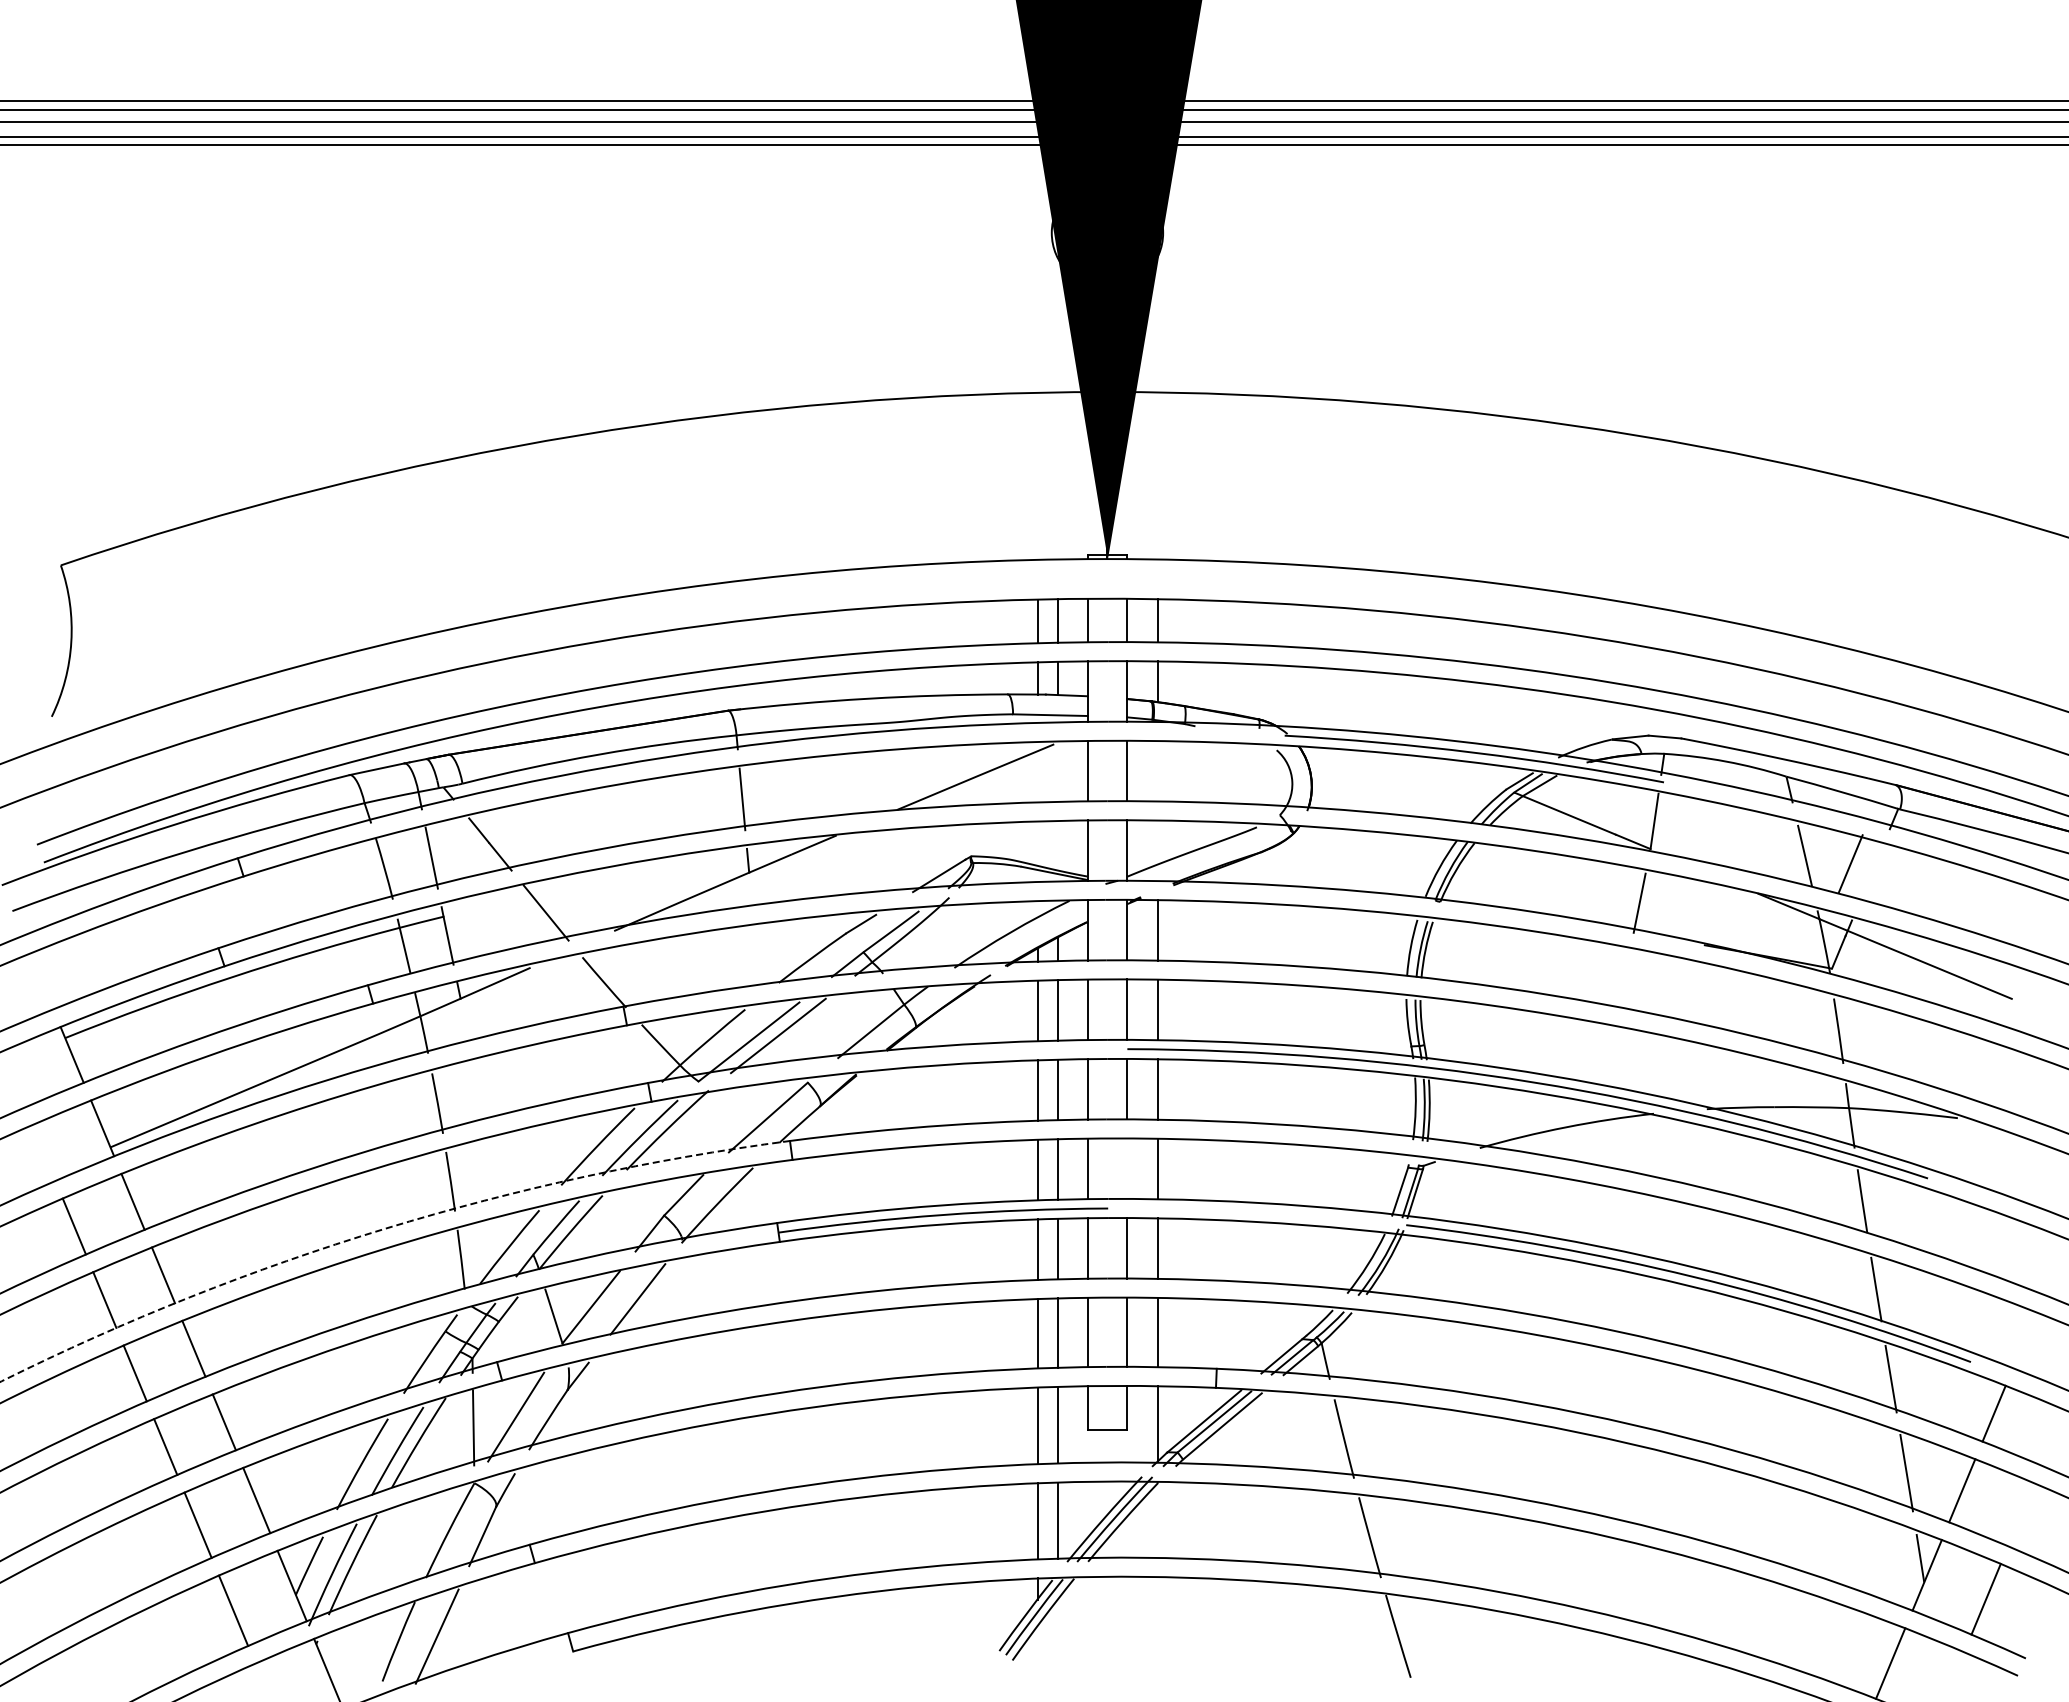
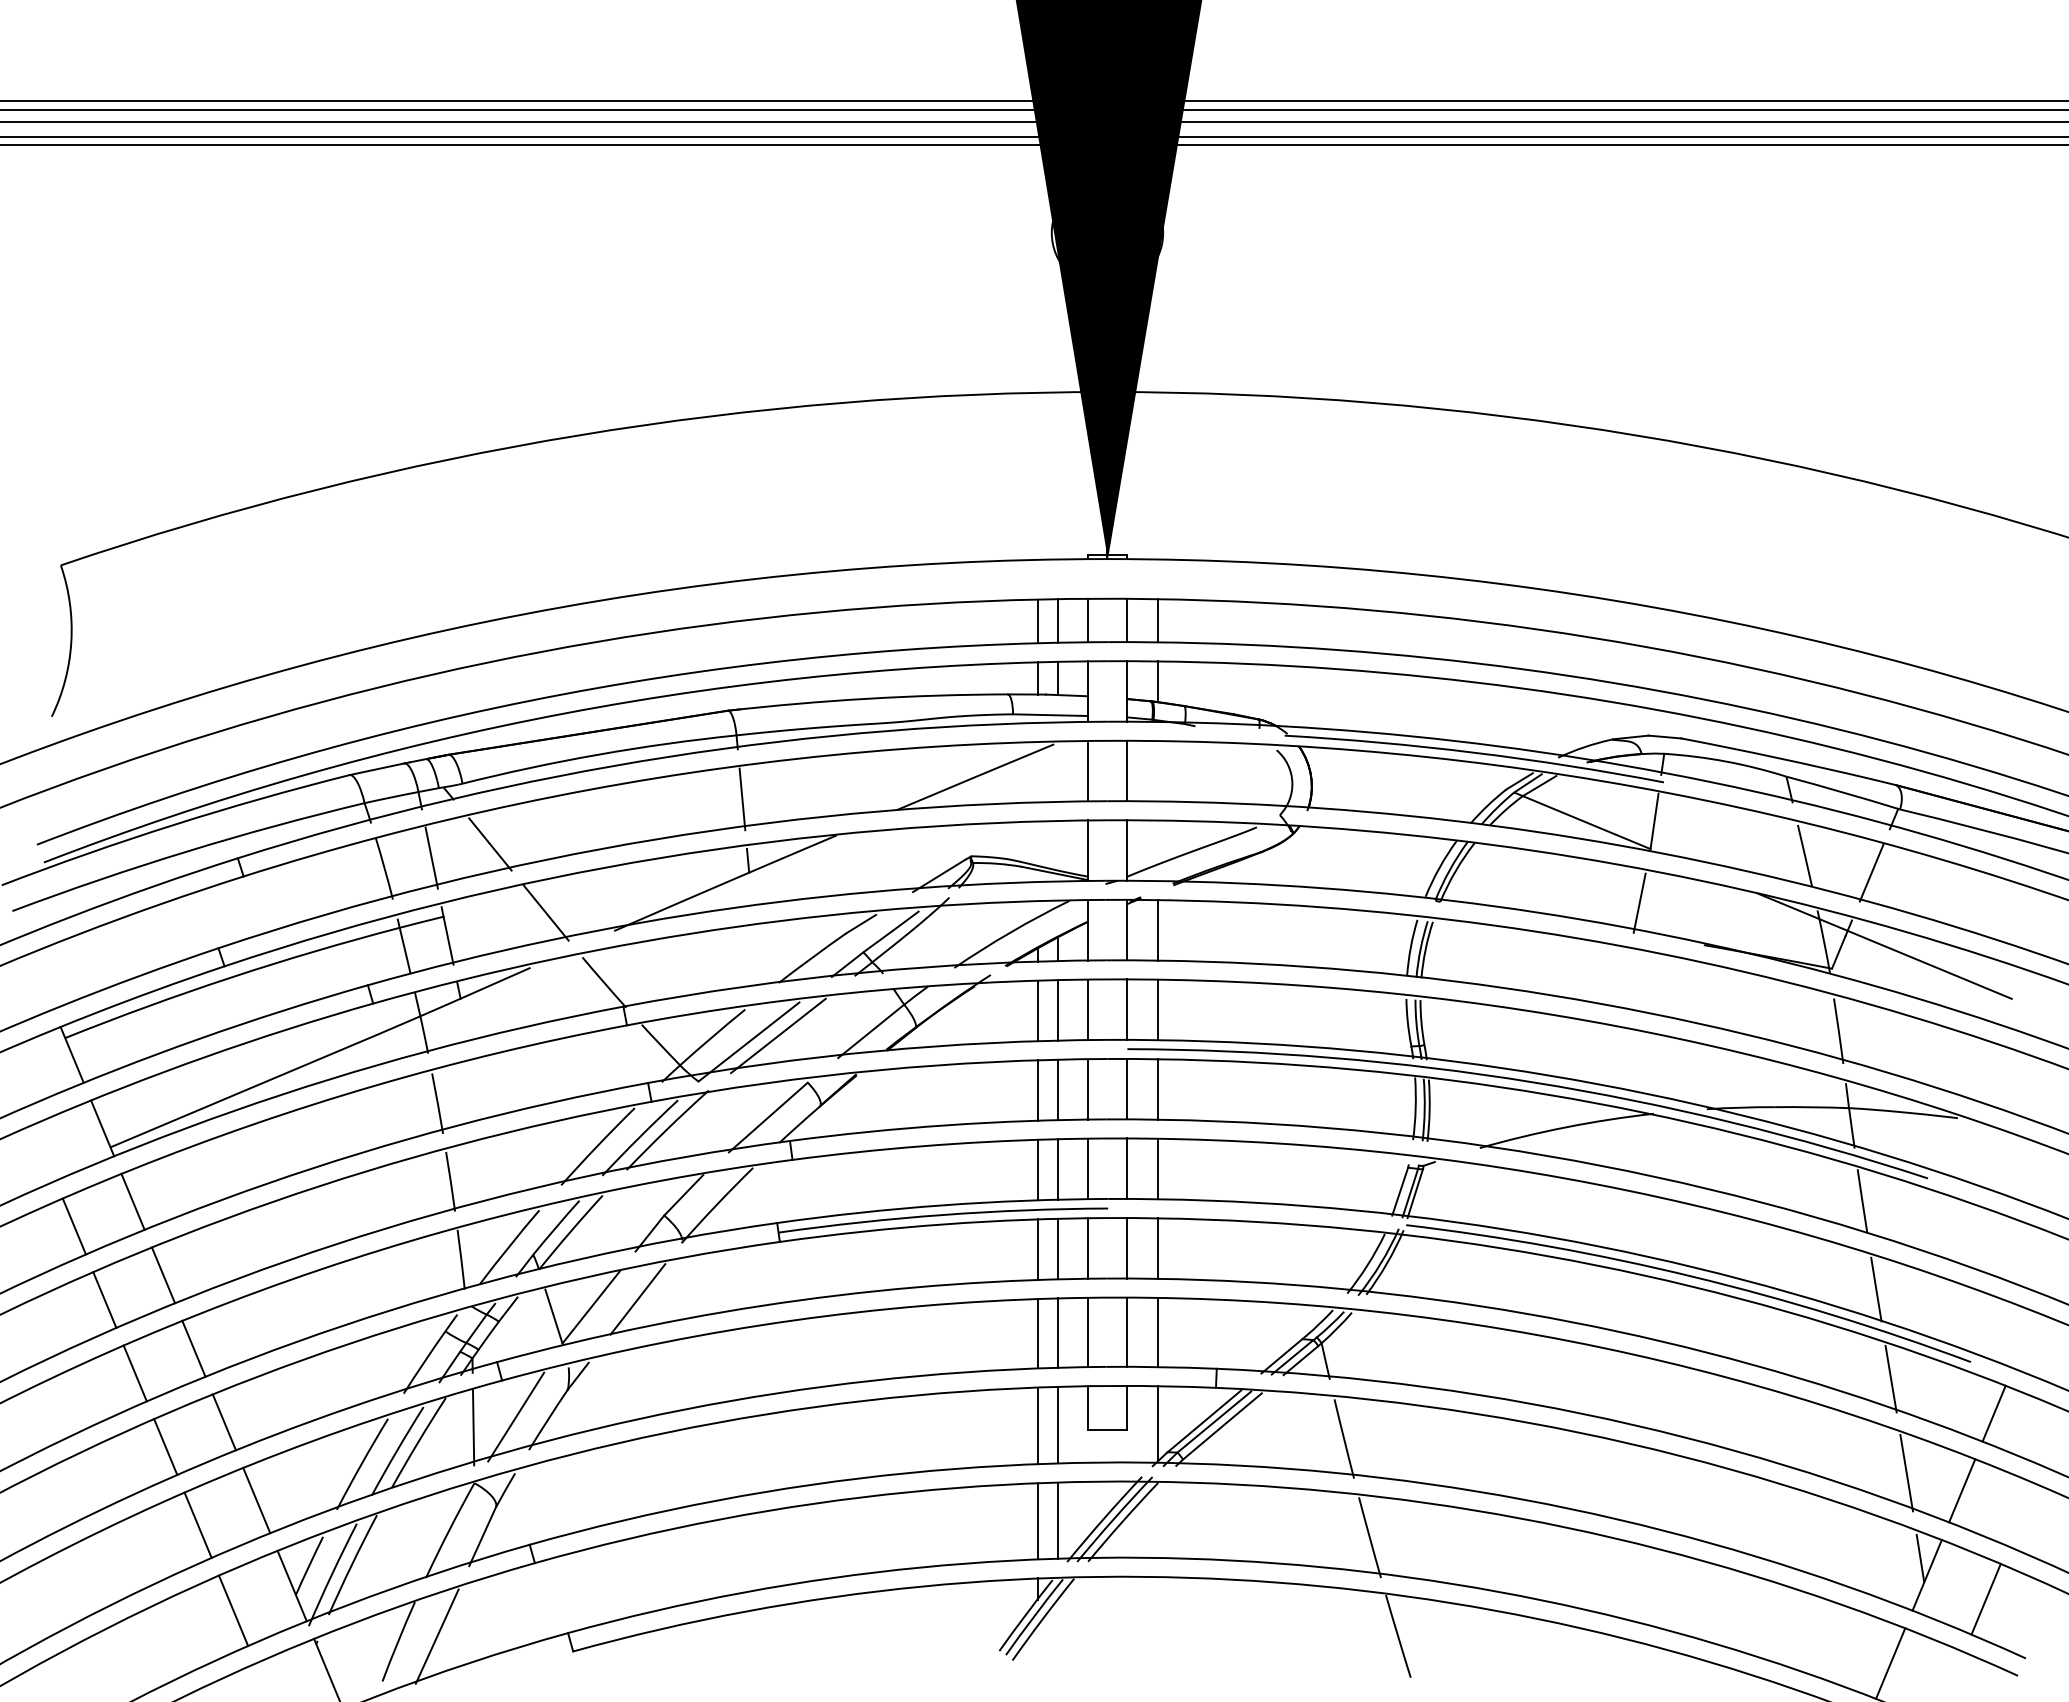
line position: (1850, 863) -> (1871, 872) (1871, 872)
line: none -> present (1127, 1168)
arc: dashed -> solid (388, 1227)
